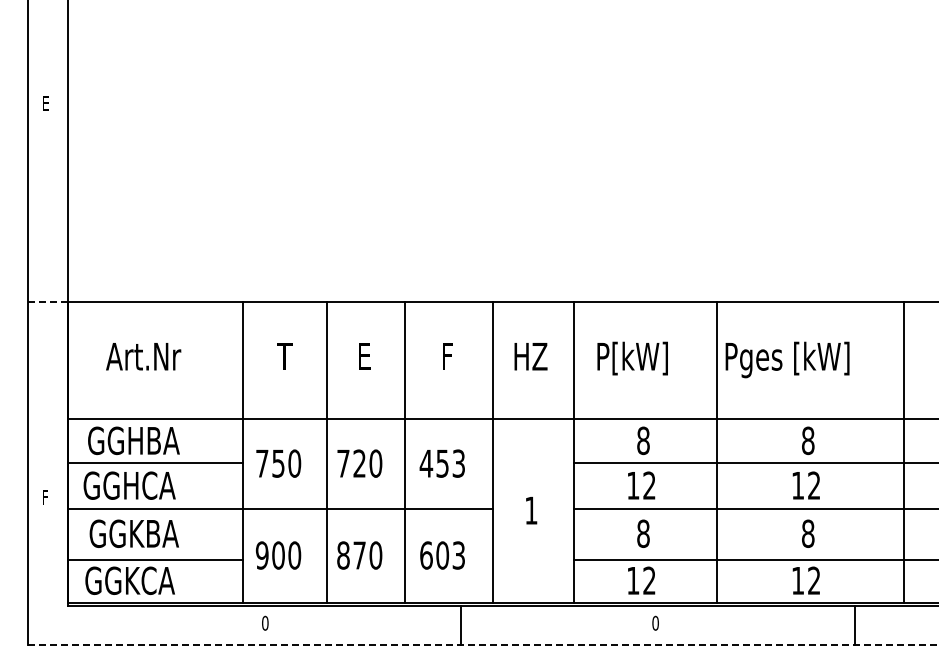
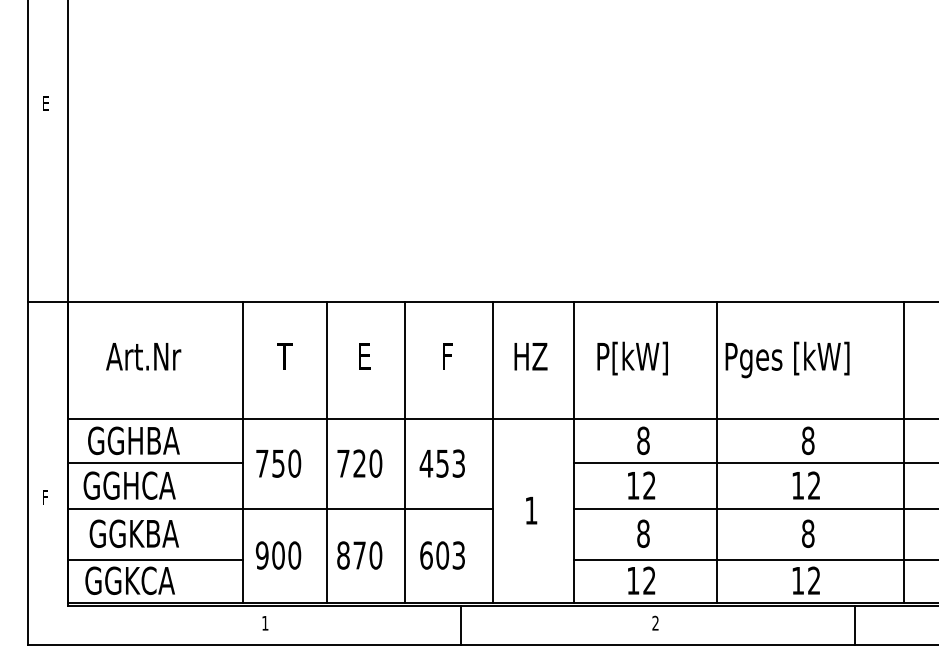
line: dashed -> solid (47, 302)
text: 0 -> 1 (265, 622)
text: 0 -> 2 (655, 622)
line: dashed -> solid (483, 644)
